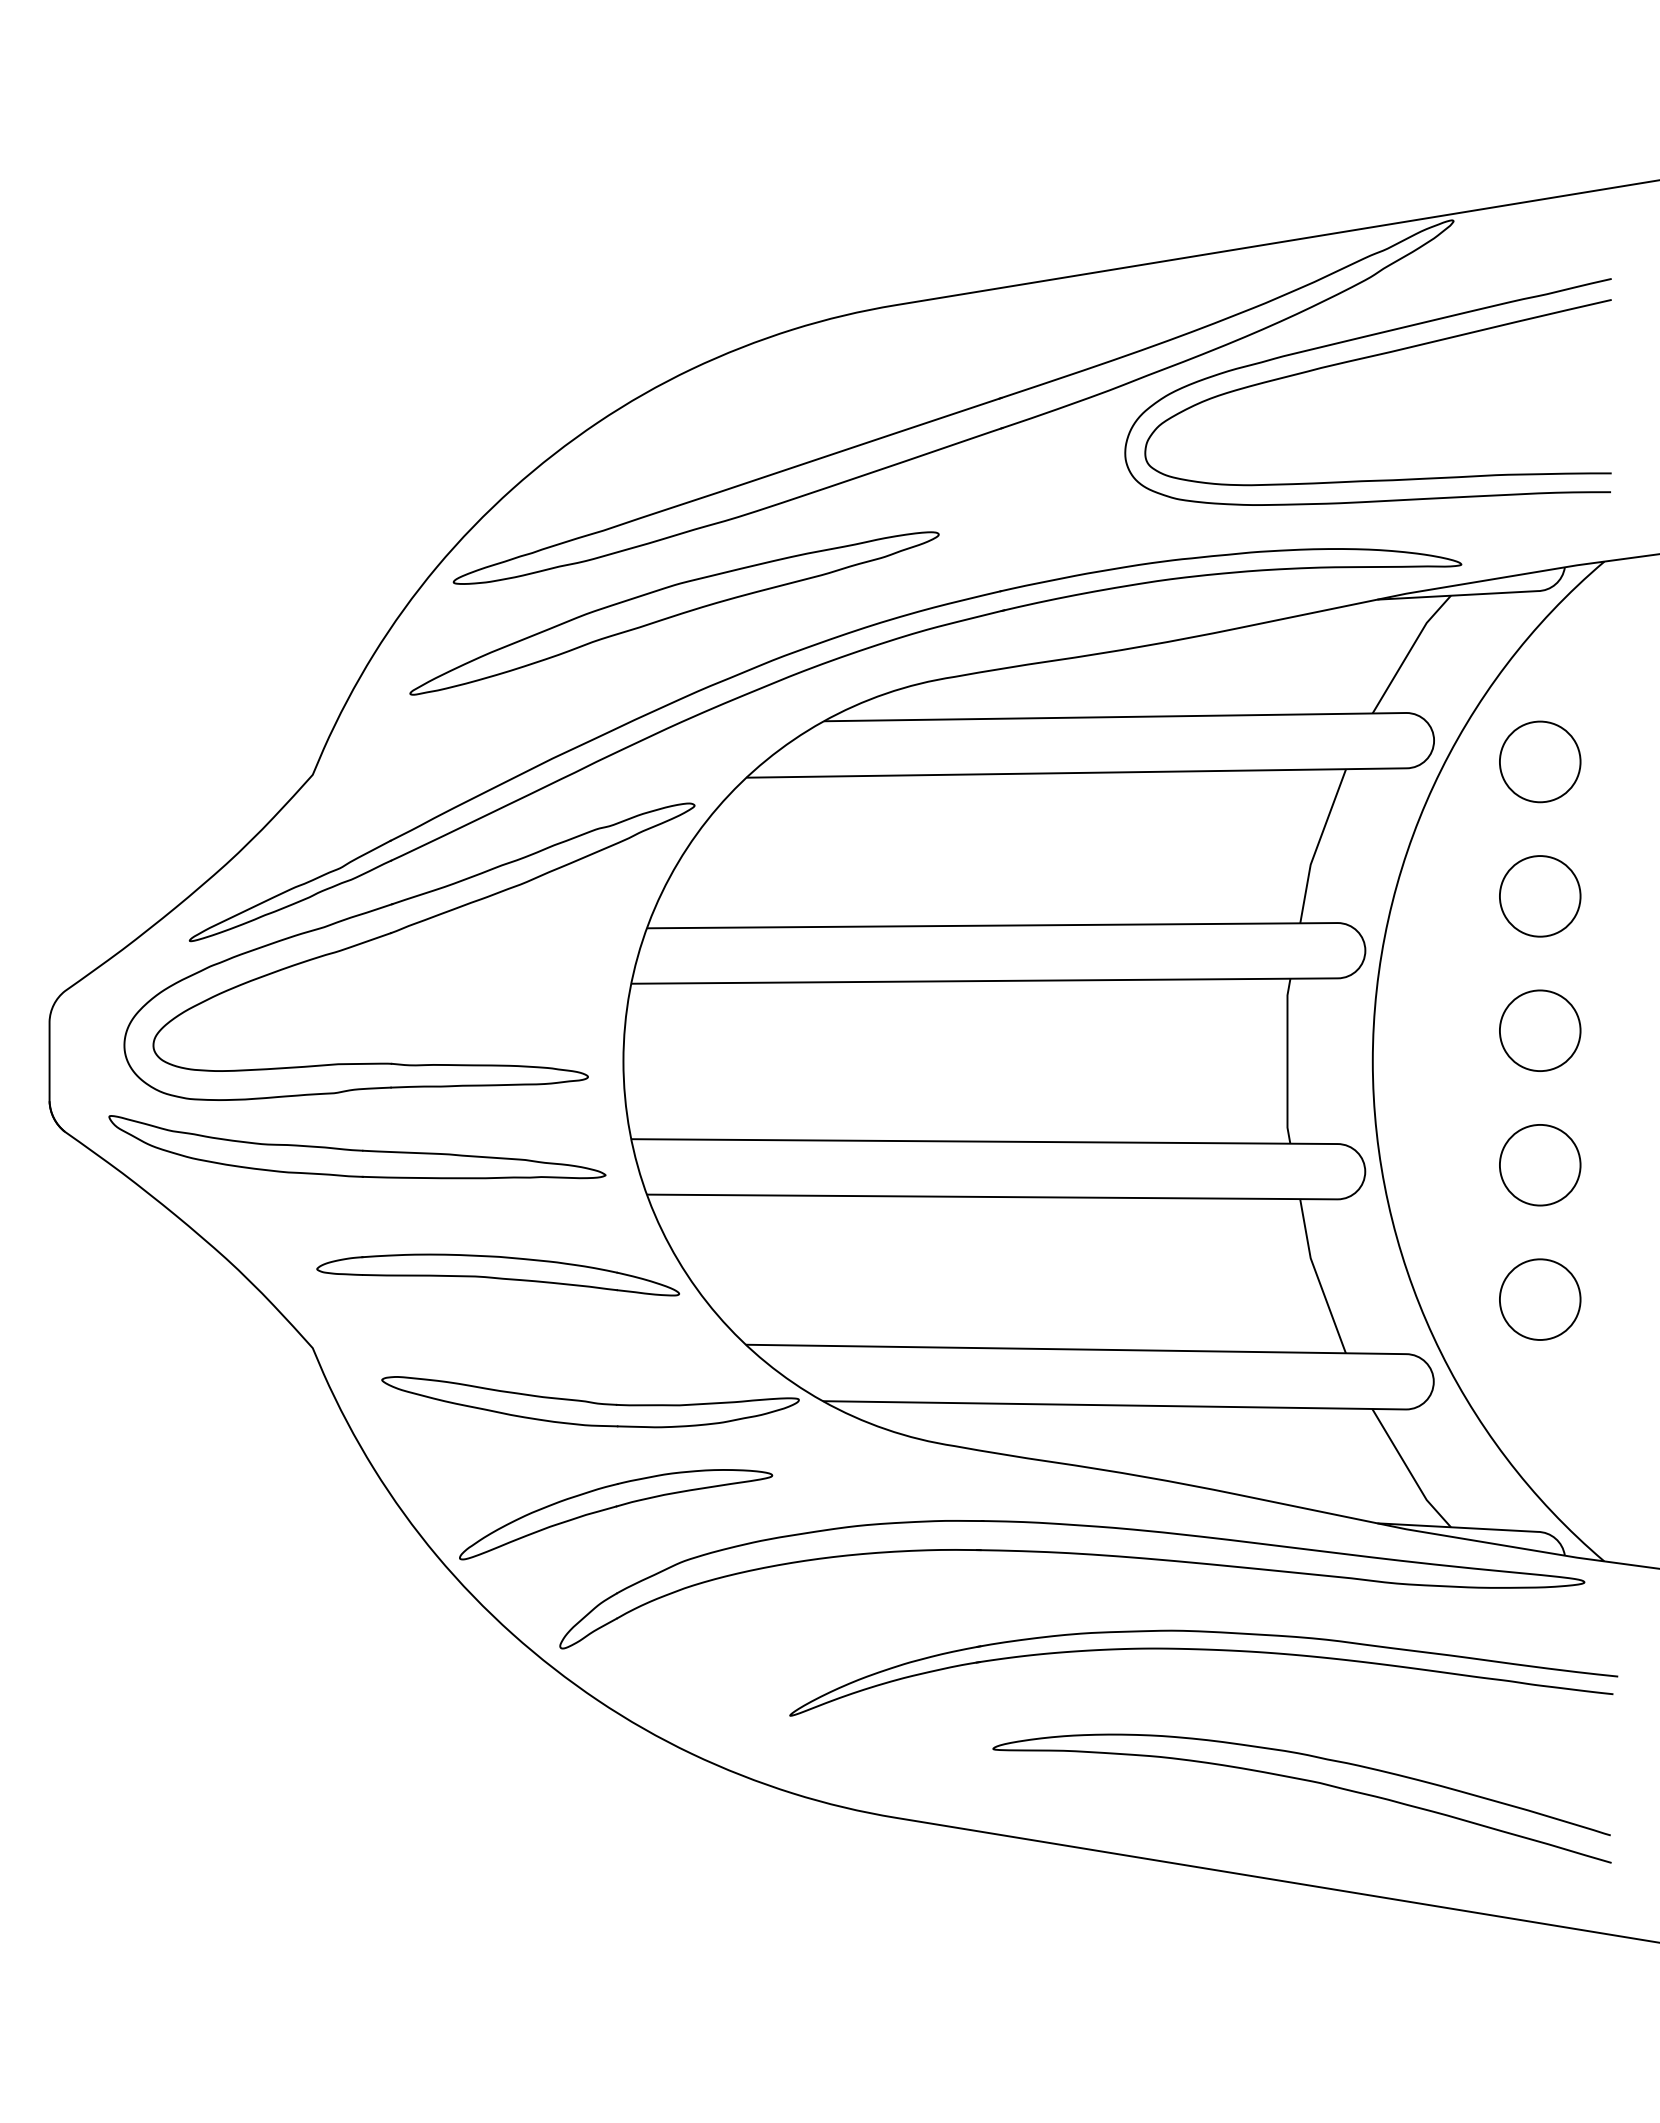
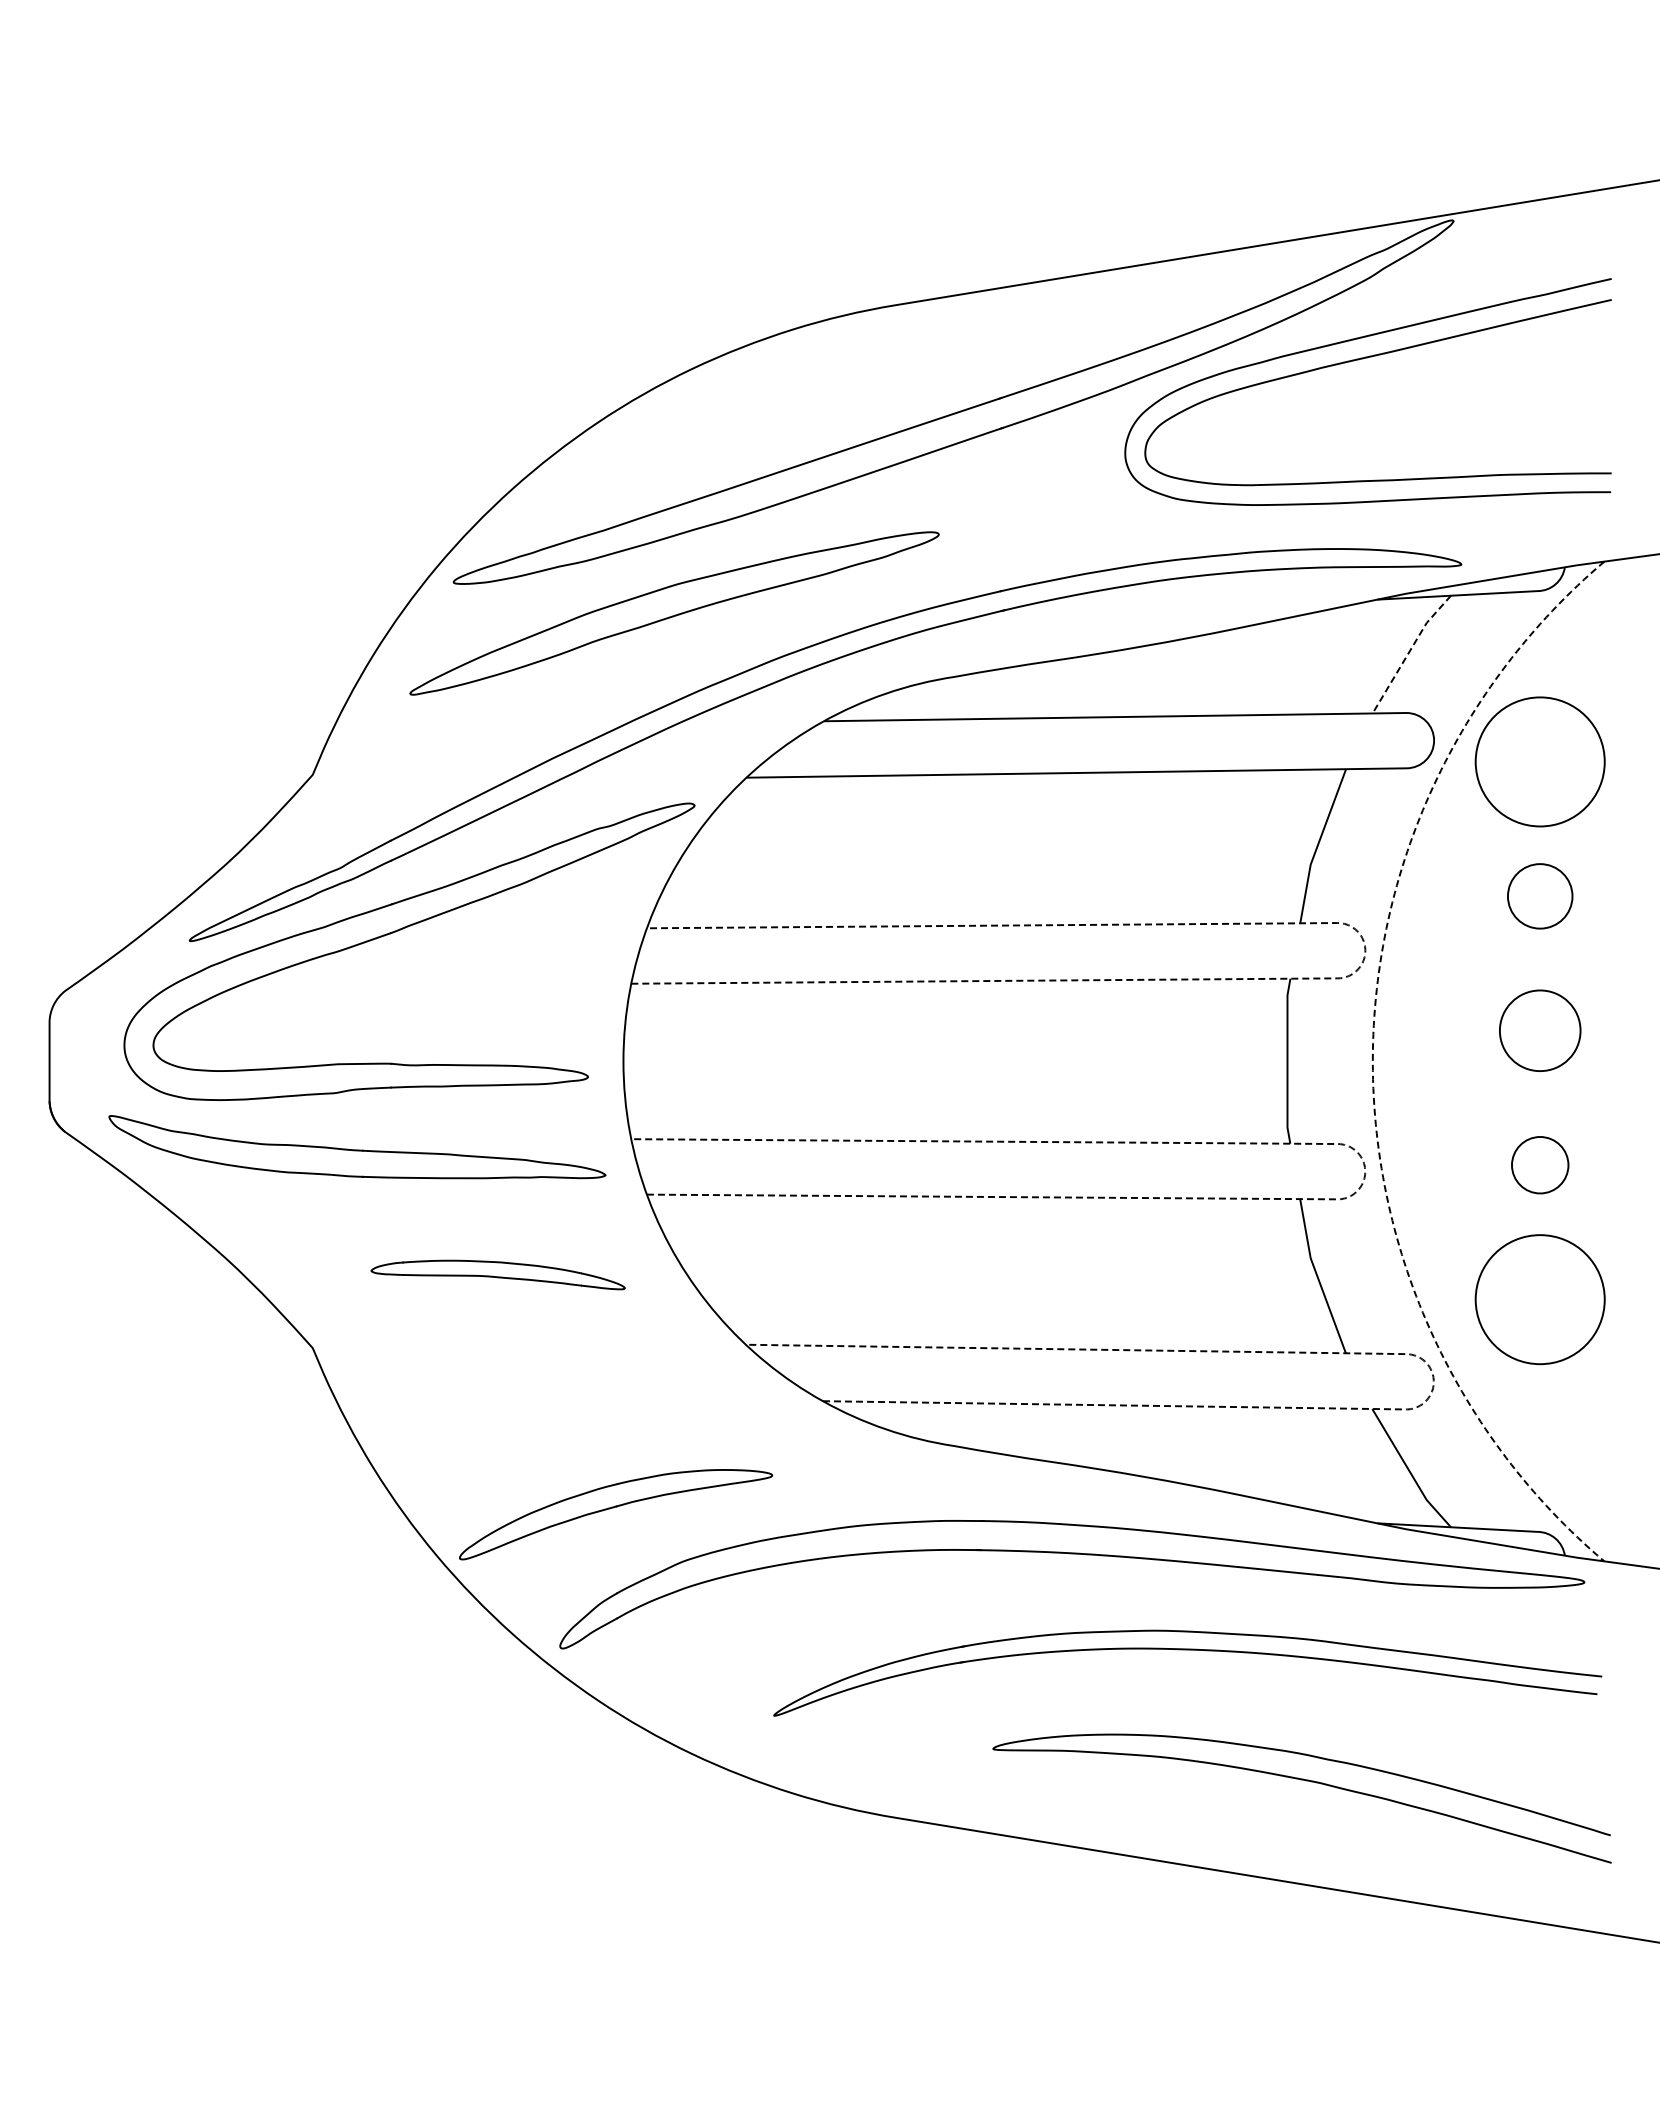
line: solid -> dashed (1409, 651)
circle diameter: 81 px -> 129 px (1539, 761)
circle diameter: 81 px -> 65 px (1539, 896)
line: solid -> dashed (1364, 956)
line: solid -> dashed (1372, 1061)
circle diameter: 81 px -> 56 px (1540, 1165)
line: solid -> dashed (1364, 1166)
part size: 364x44 px -> 256x32 px (497, 1274)
circle diameter: 81 px -> 129 px (1539, 1299)
line: solid -> dashed (1420, 1358)
part: present -> none (590, 1402)
part position: (1203, 1650) -> (1187, 1650) (1187, 1650)
